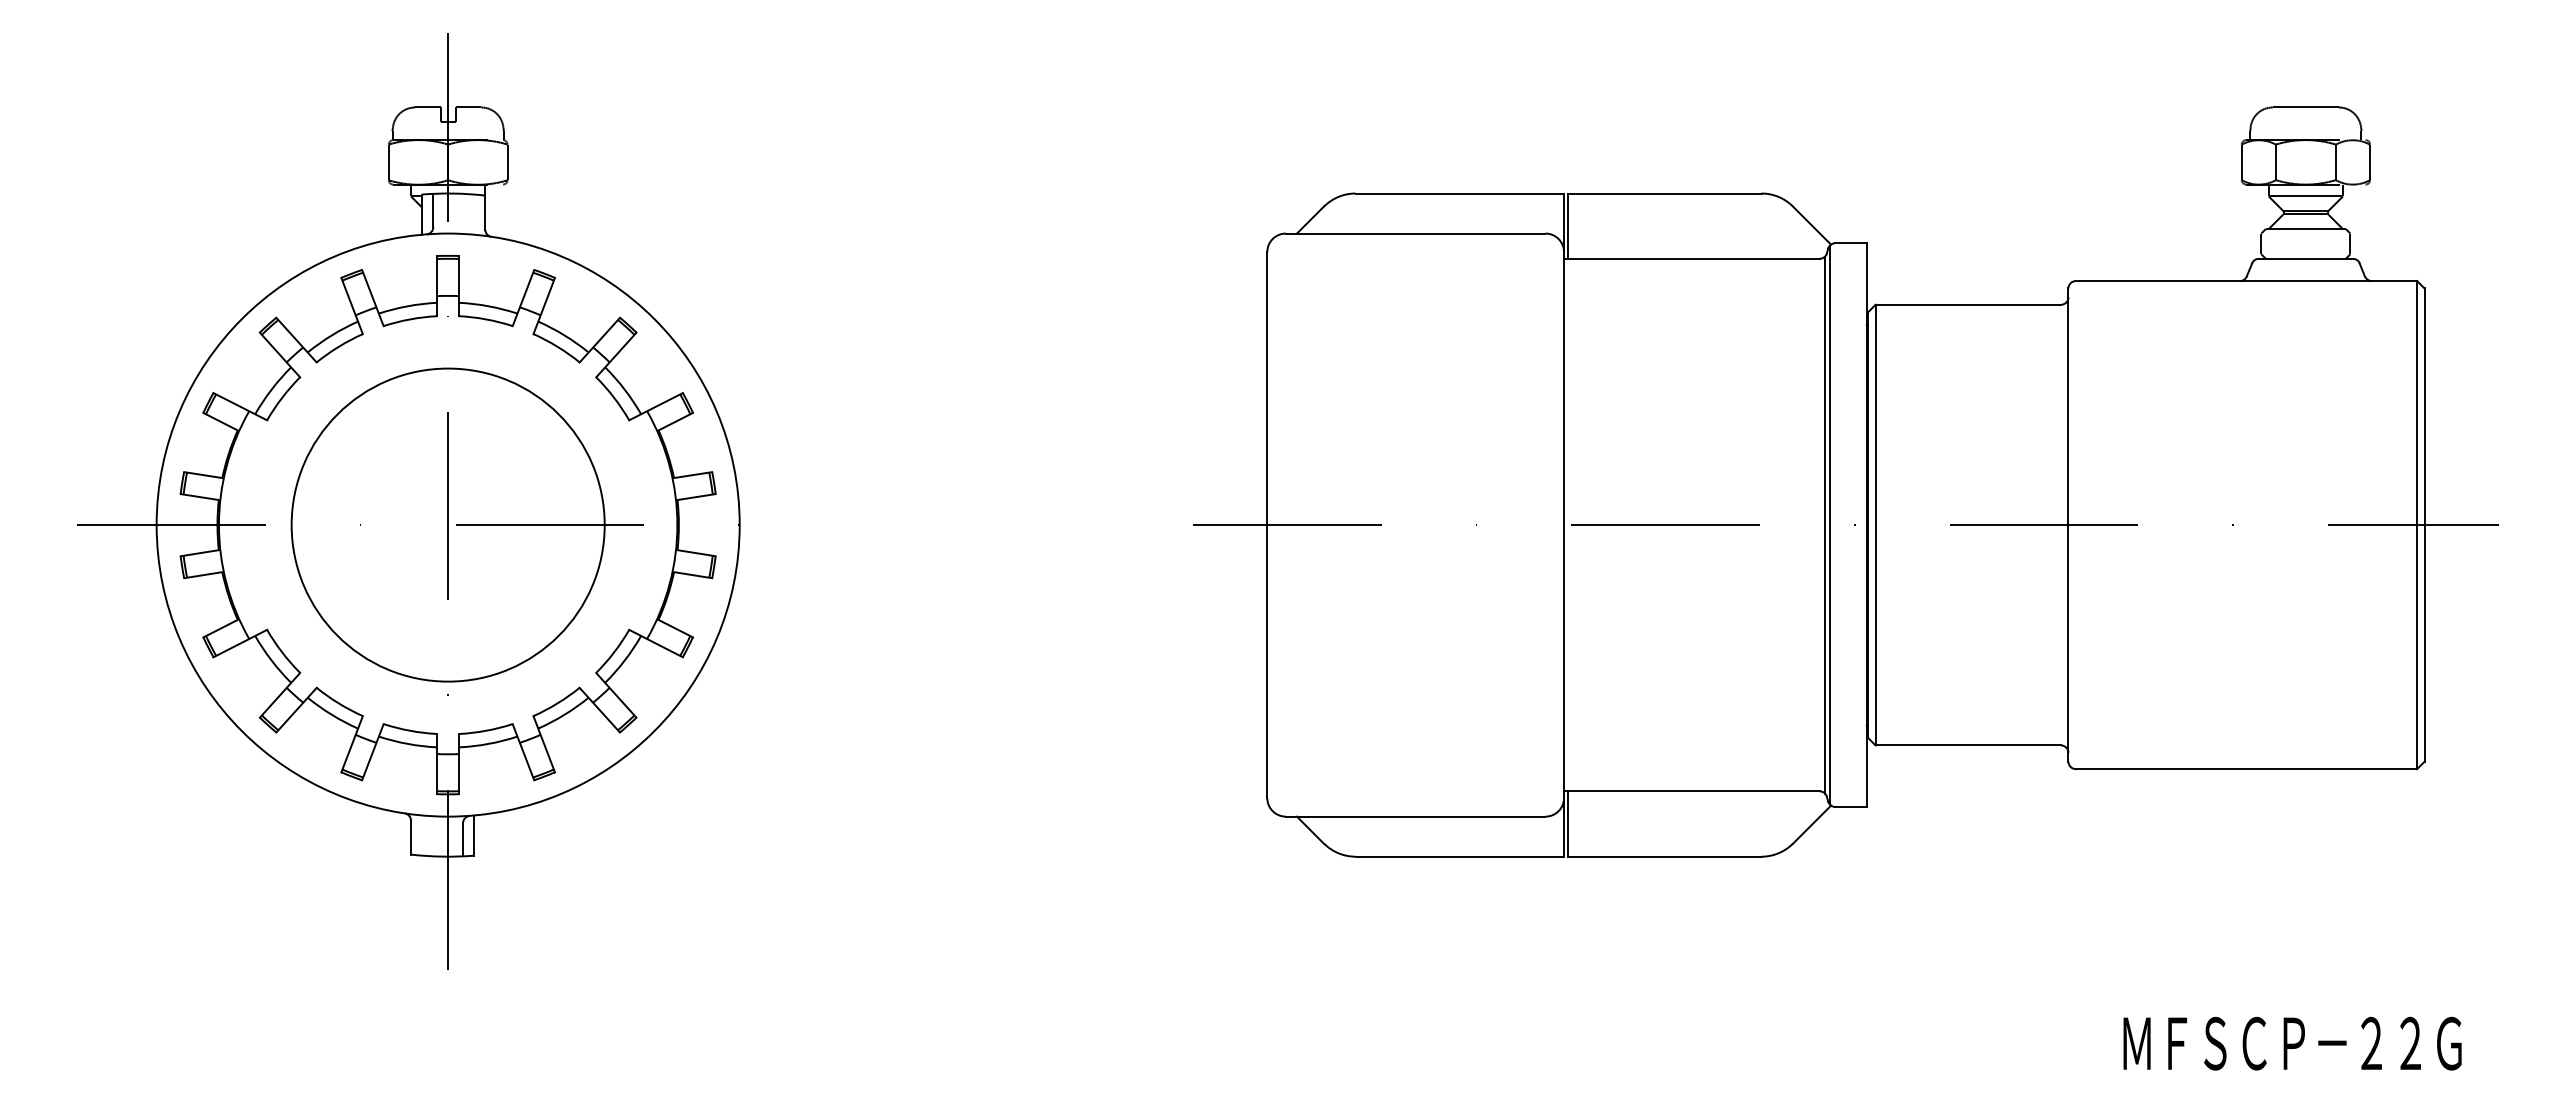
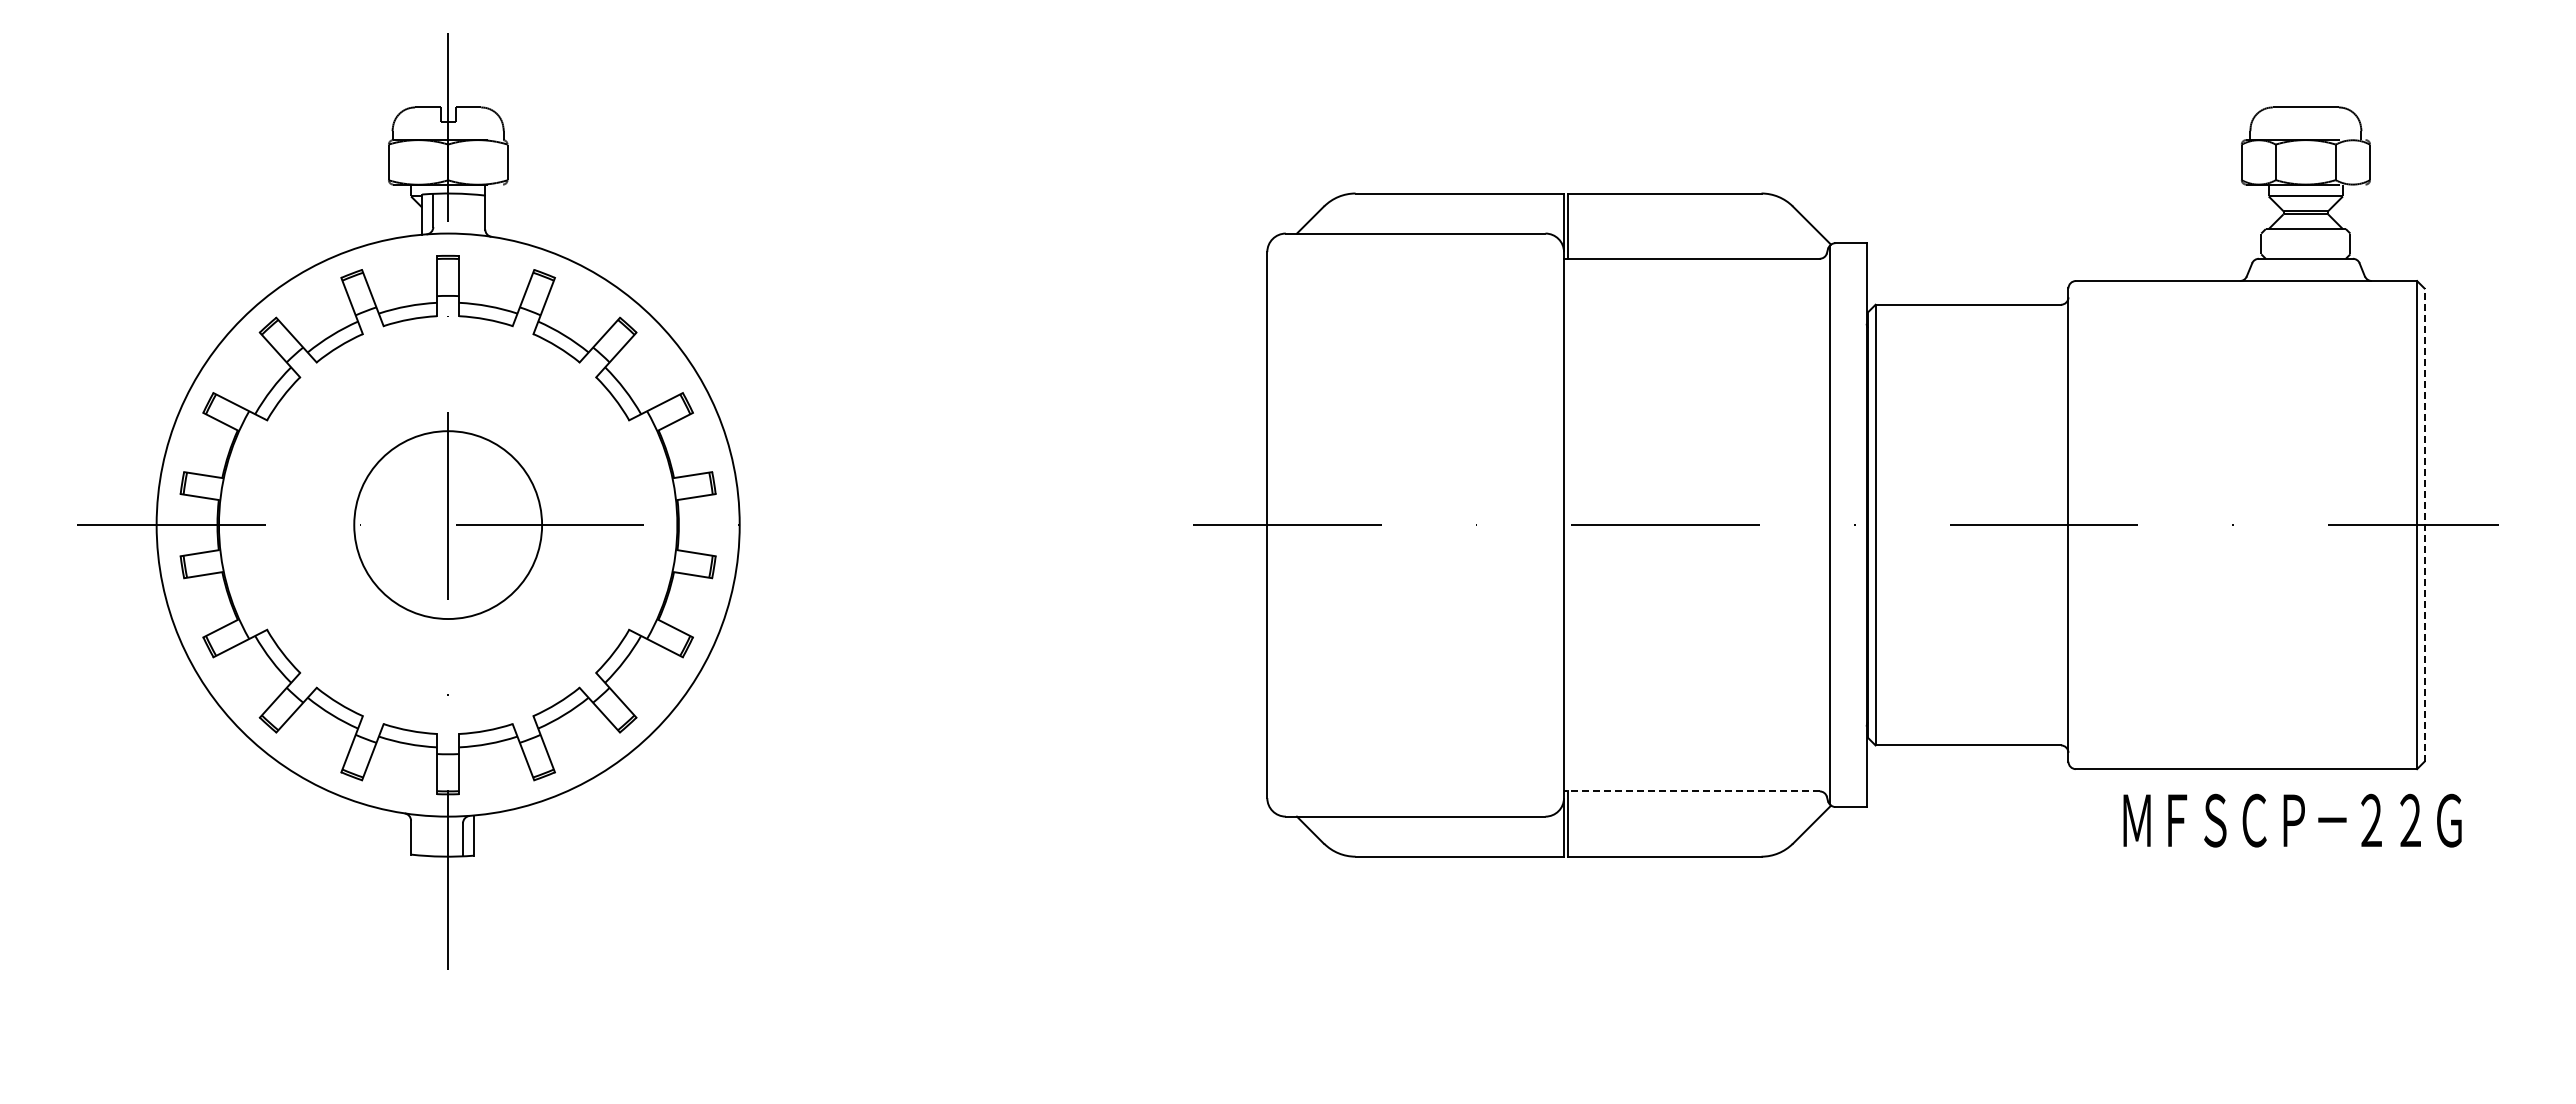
circle diameter: 313 px -> 188 px (448, 525)
line: present -> none (1825, 524)
line: solid -> dashed (2424, 525)
line: solid -> dashed (1691, 791)
text position: (2292, 1043) -> (2292, 820) (2292, 820)
